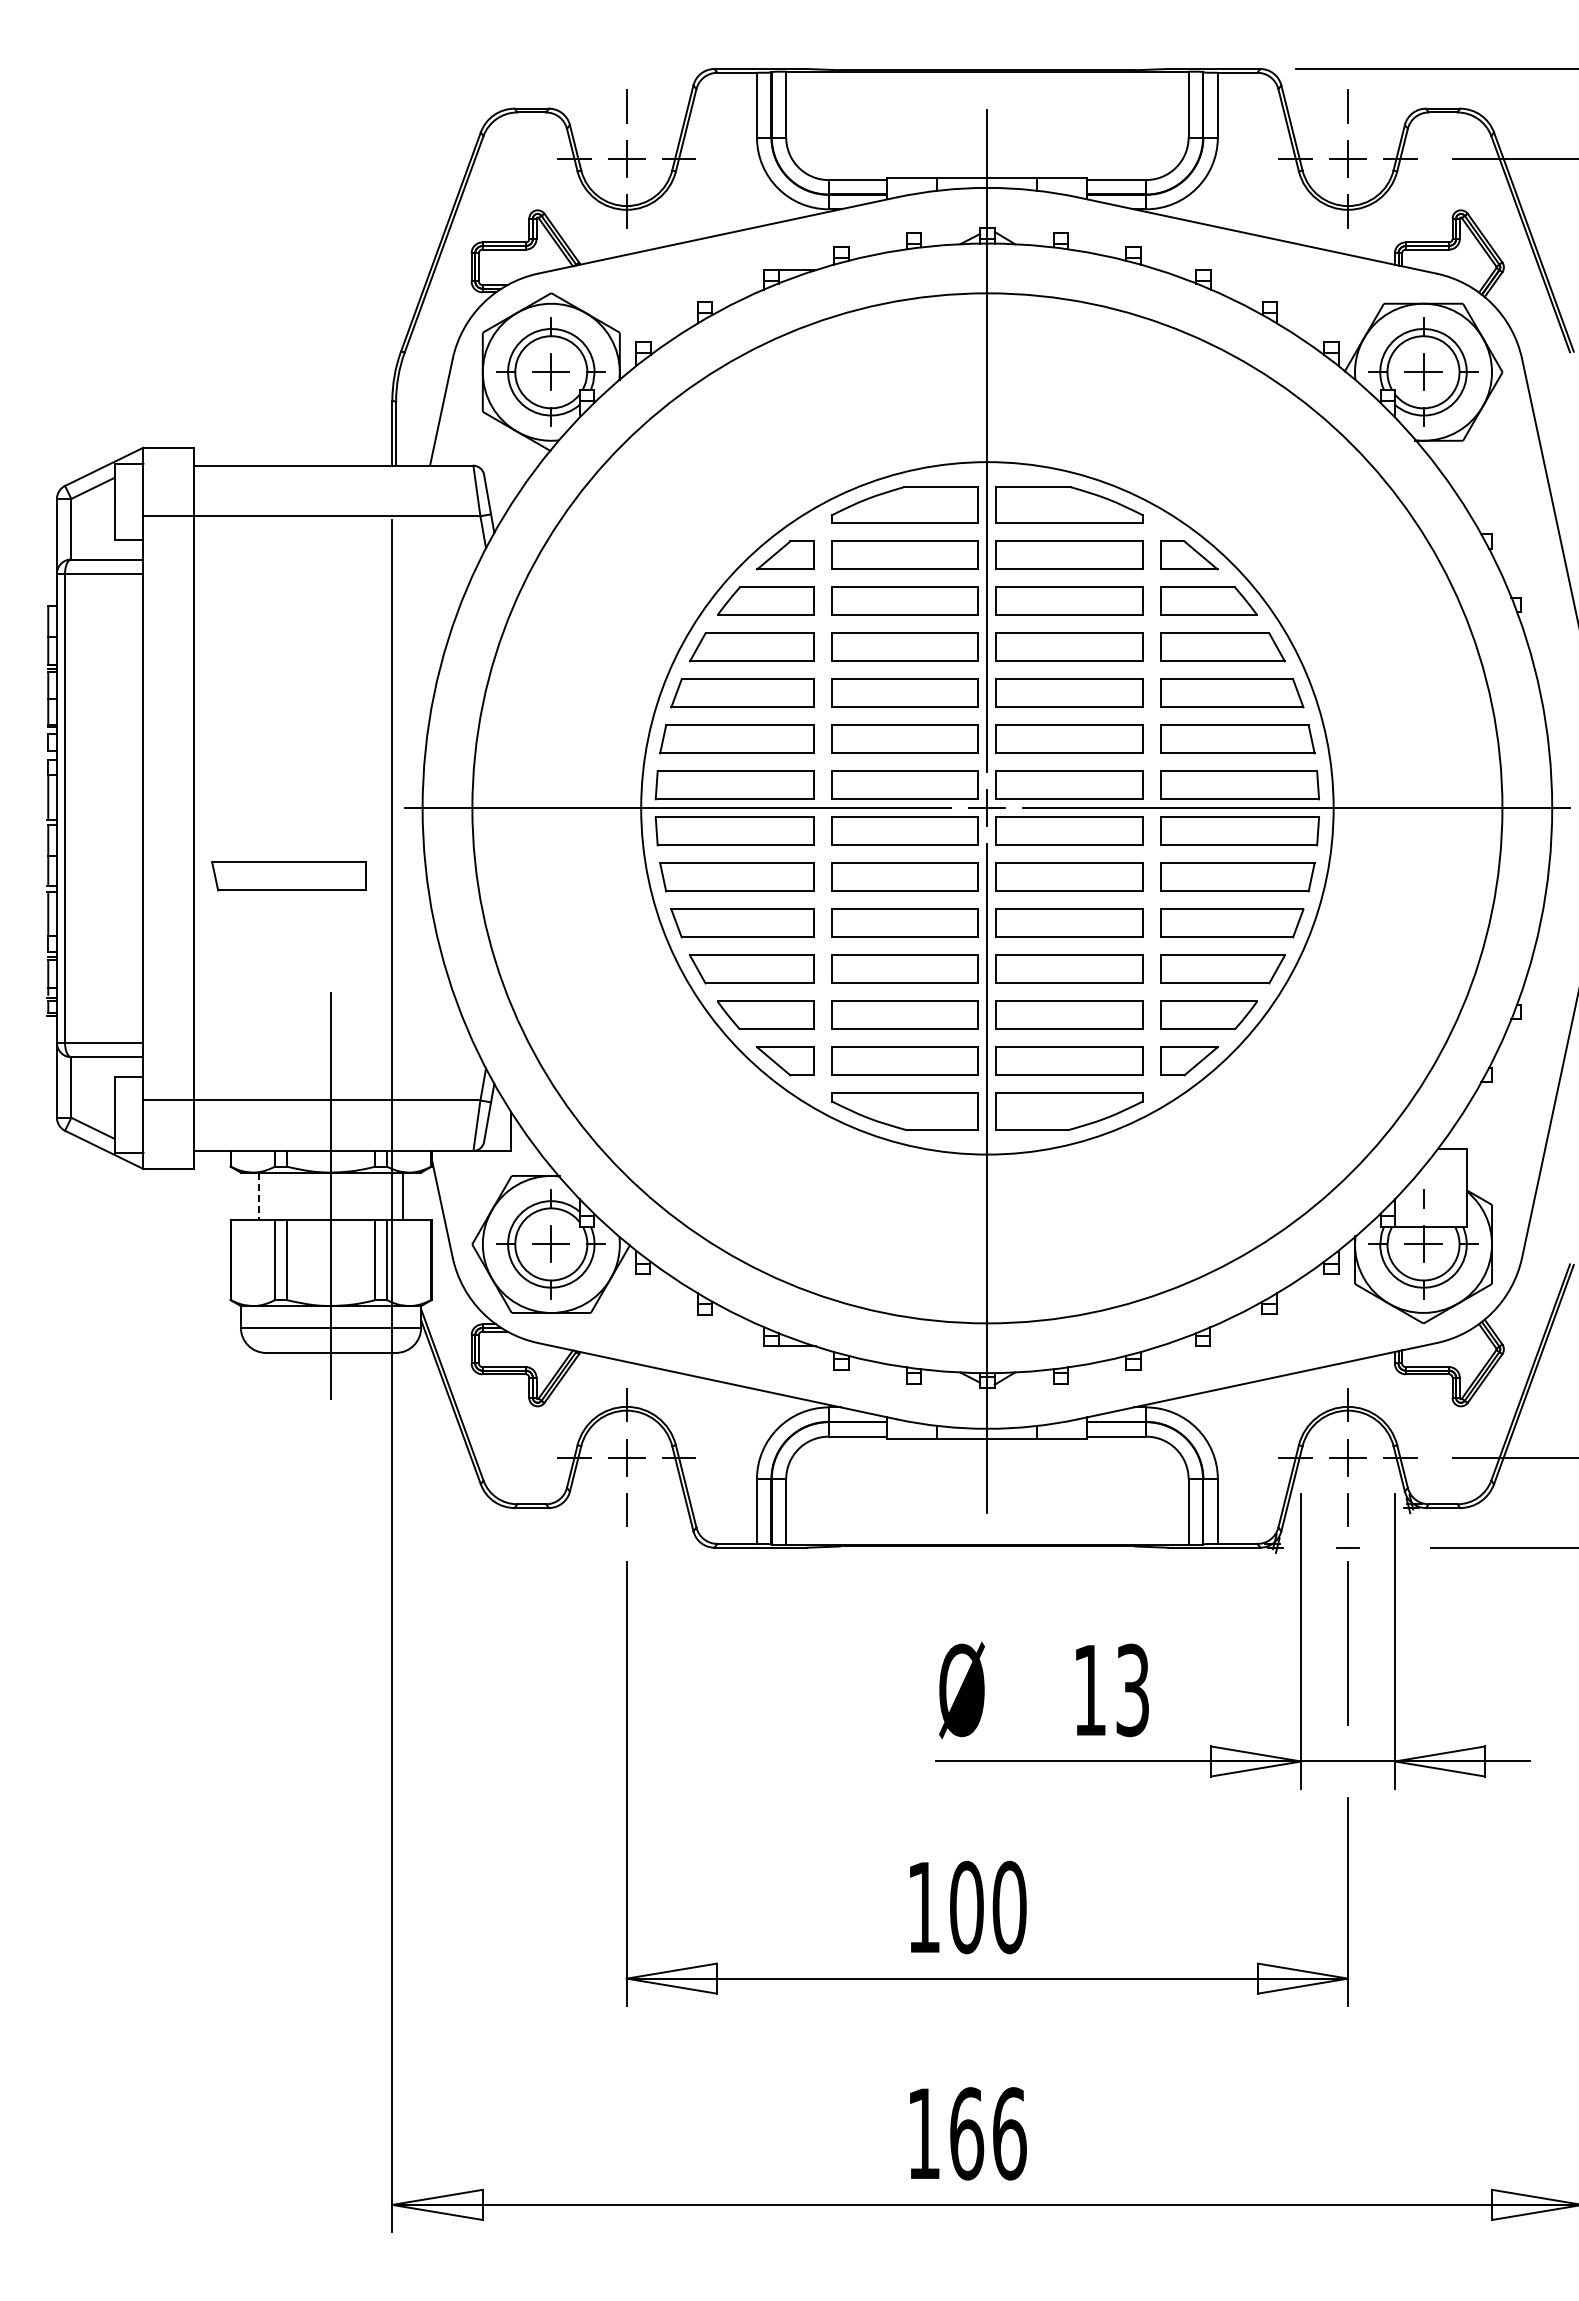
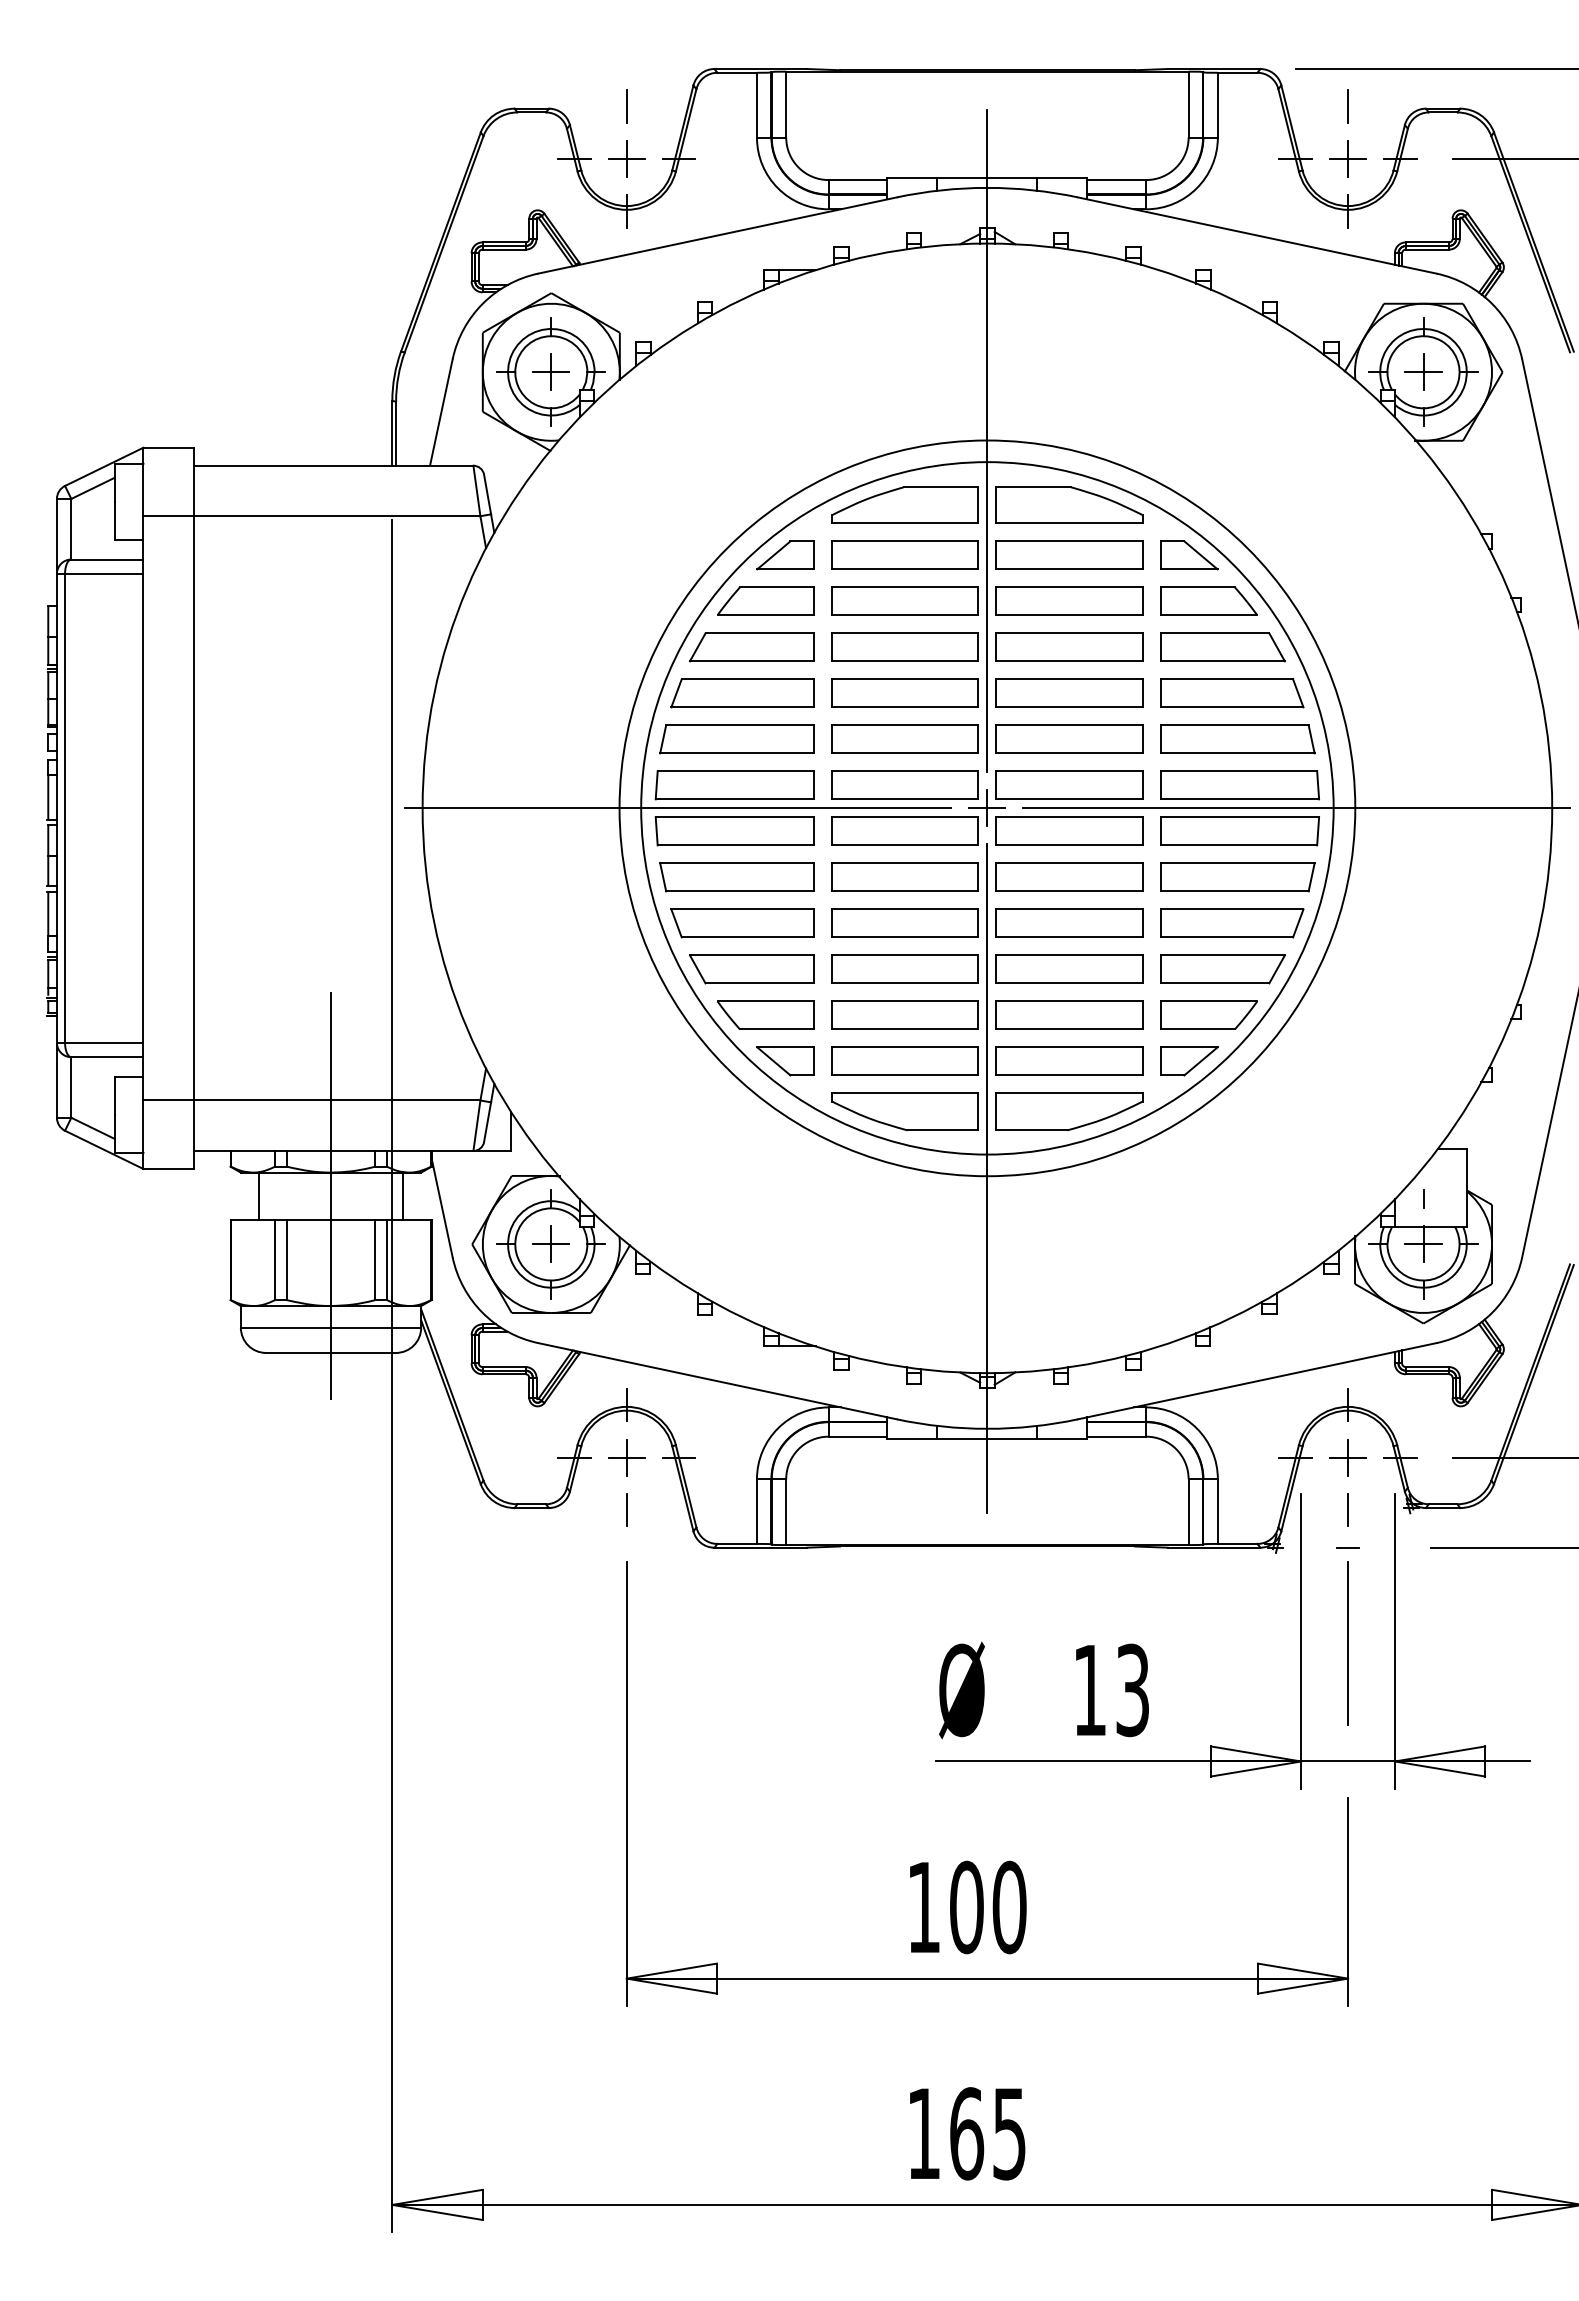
circle diameter: 1030 px -> 736 px (987, 808)
part: present -> none (288, 876)
line: dashed -> solid (258, 1196)
text: 166 -> 165 (1009, 2133)
